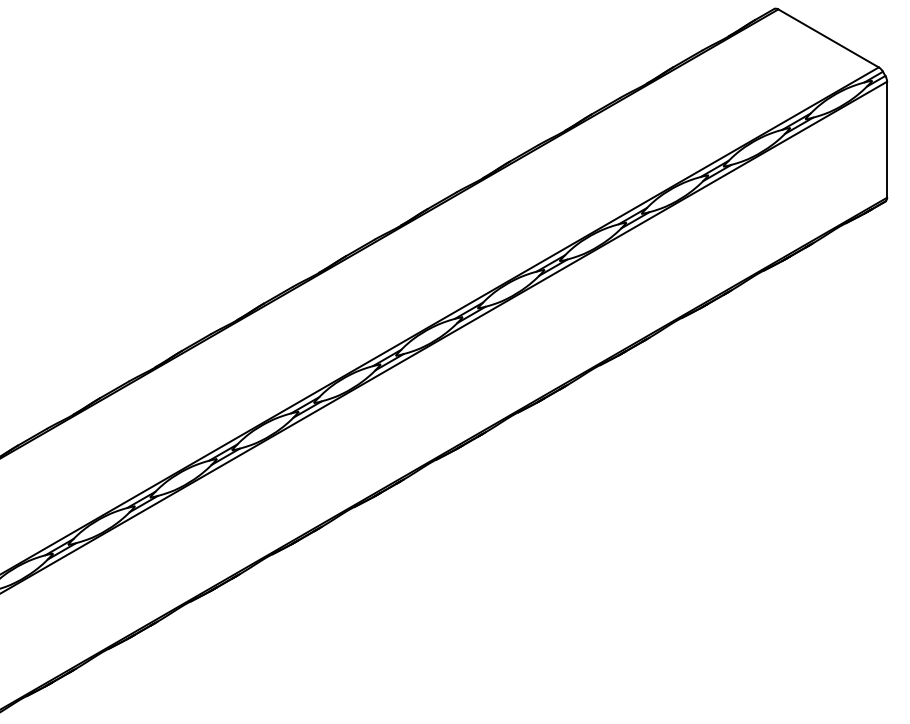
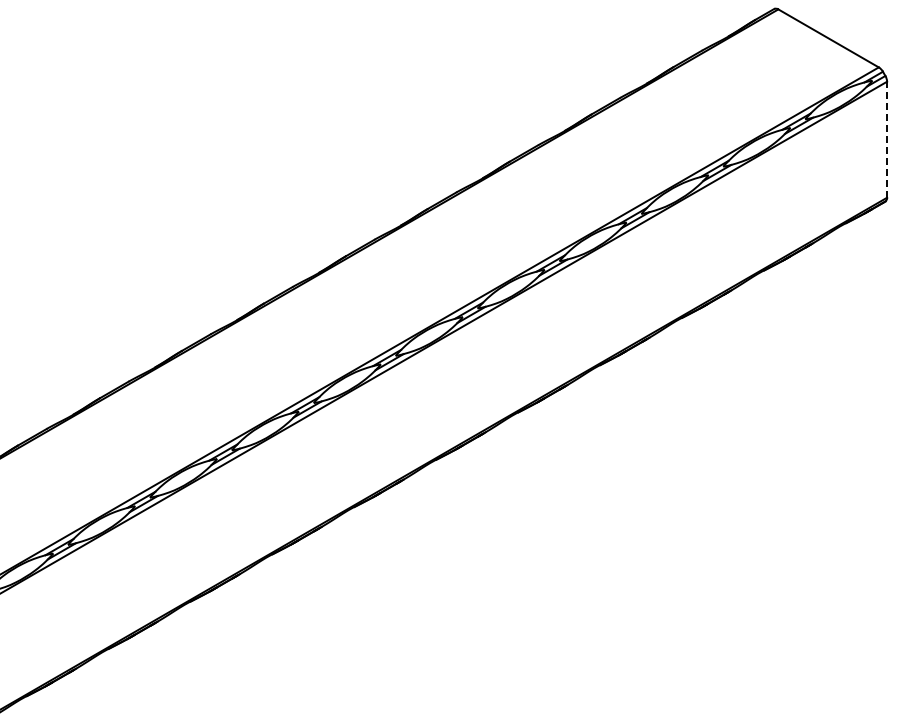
line: solid -> dashed (887, 139)
